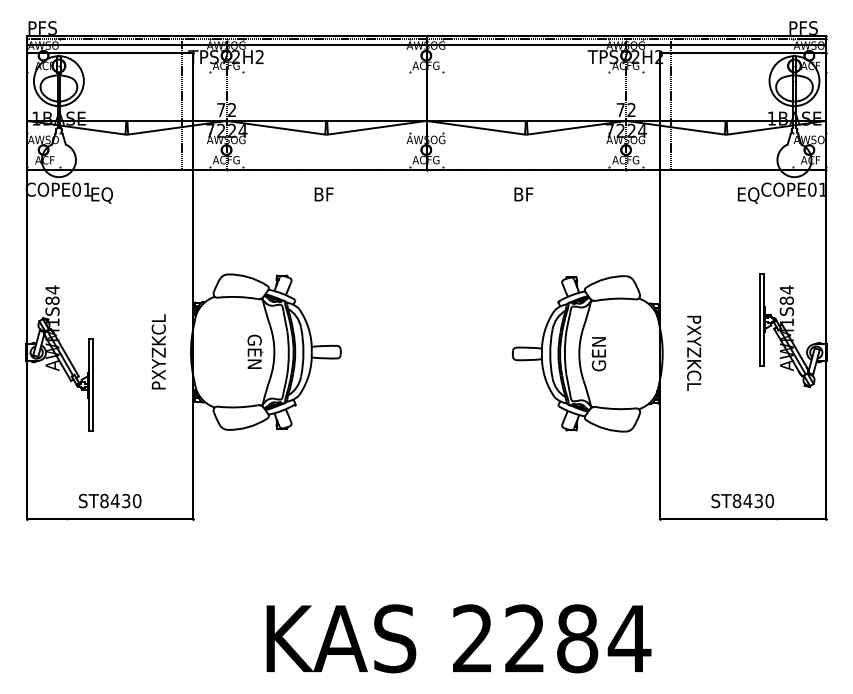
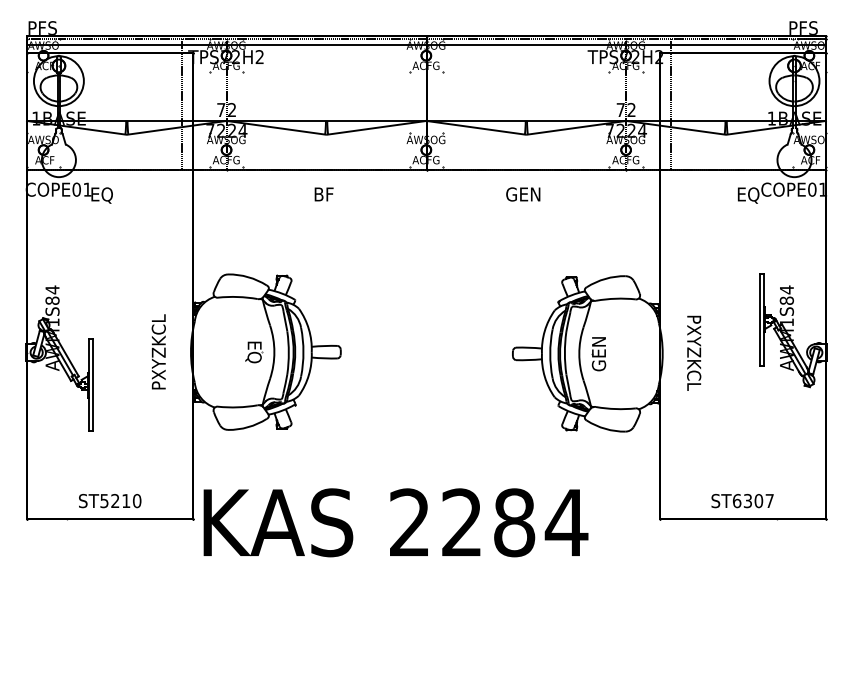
text: BF -> GEN (523, 194)
text: GEN -> EQ (253, 351)
text: ST8430 -> ST5210 (115, 500)
text: ST8430 -> ST6307 (752, 500)
text position: (458, 638) -> (395, 522) (395, 522)
